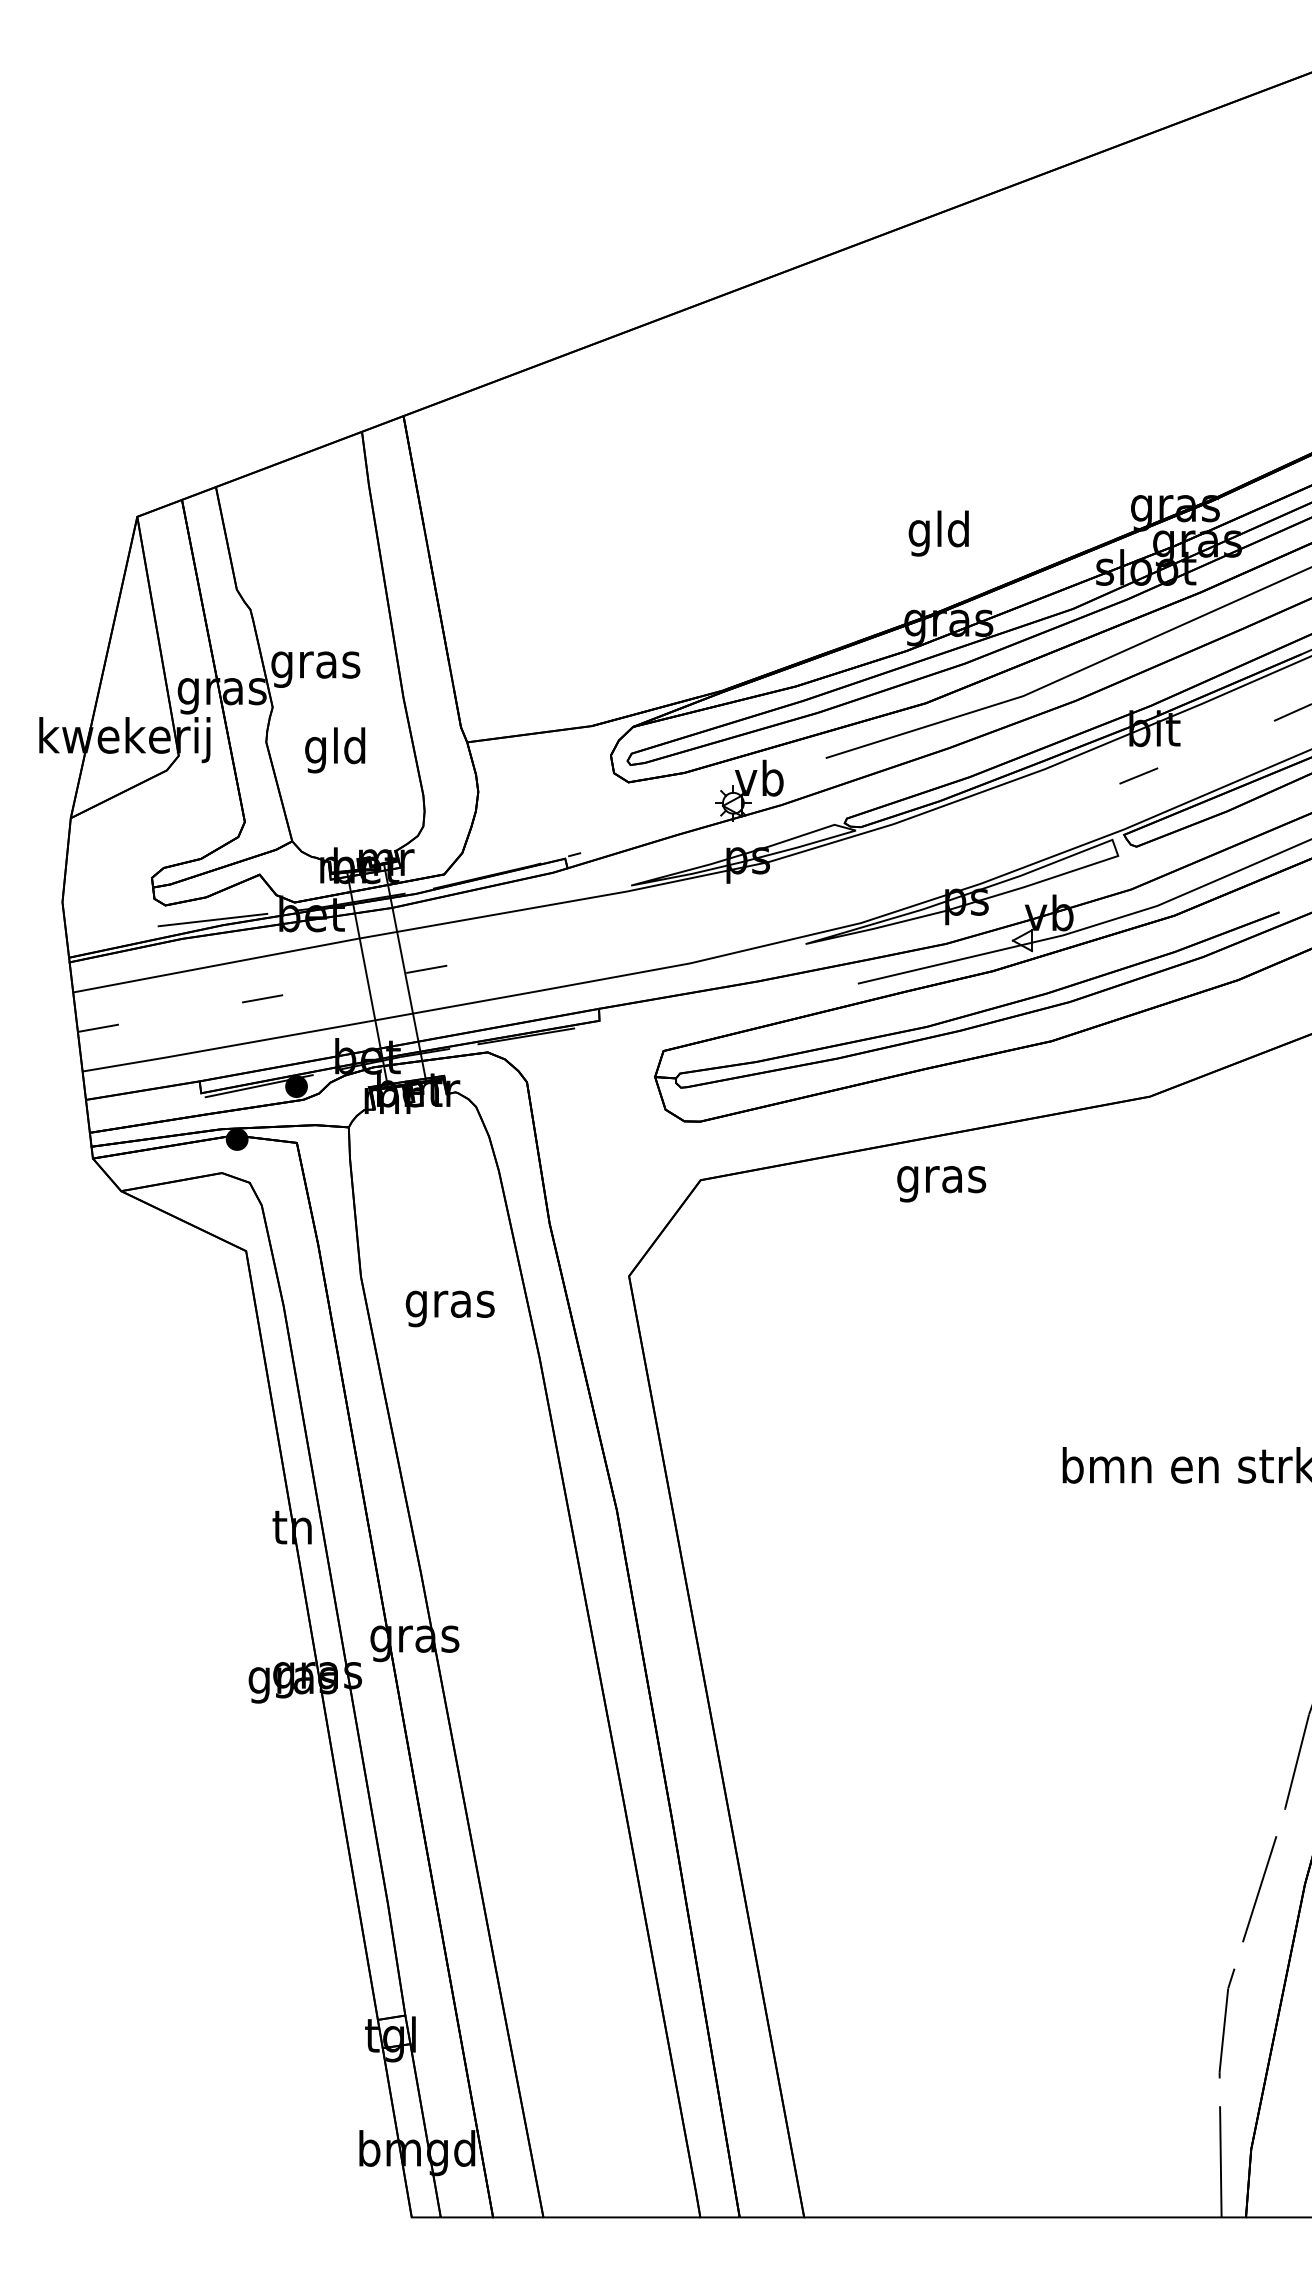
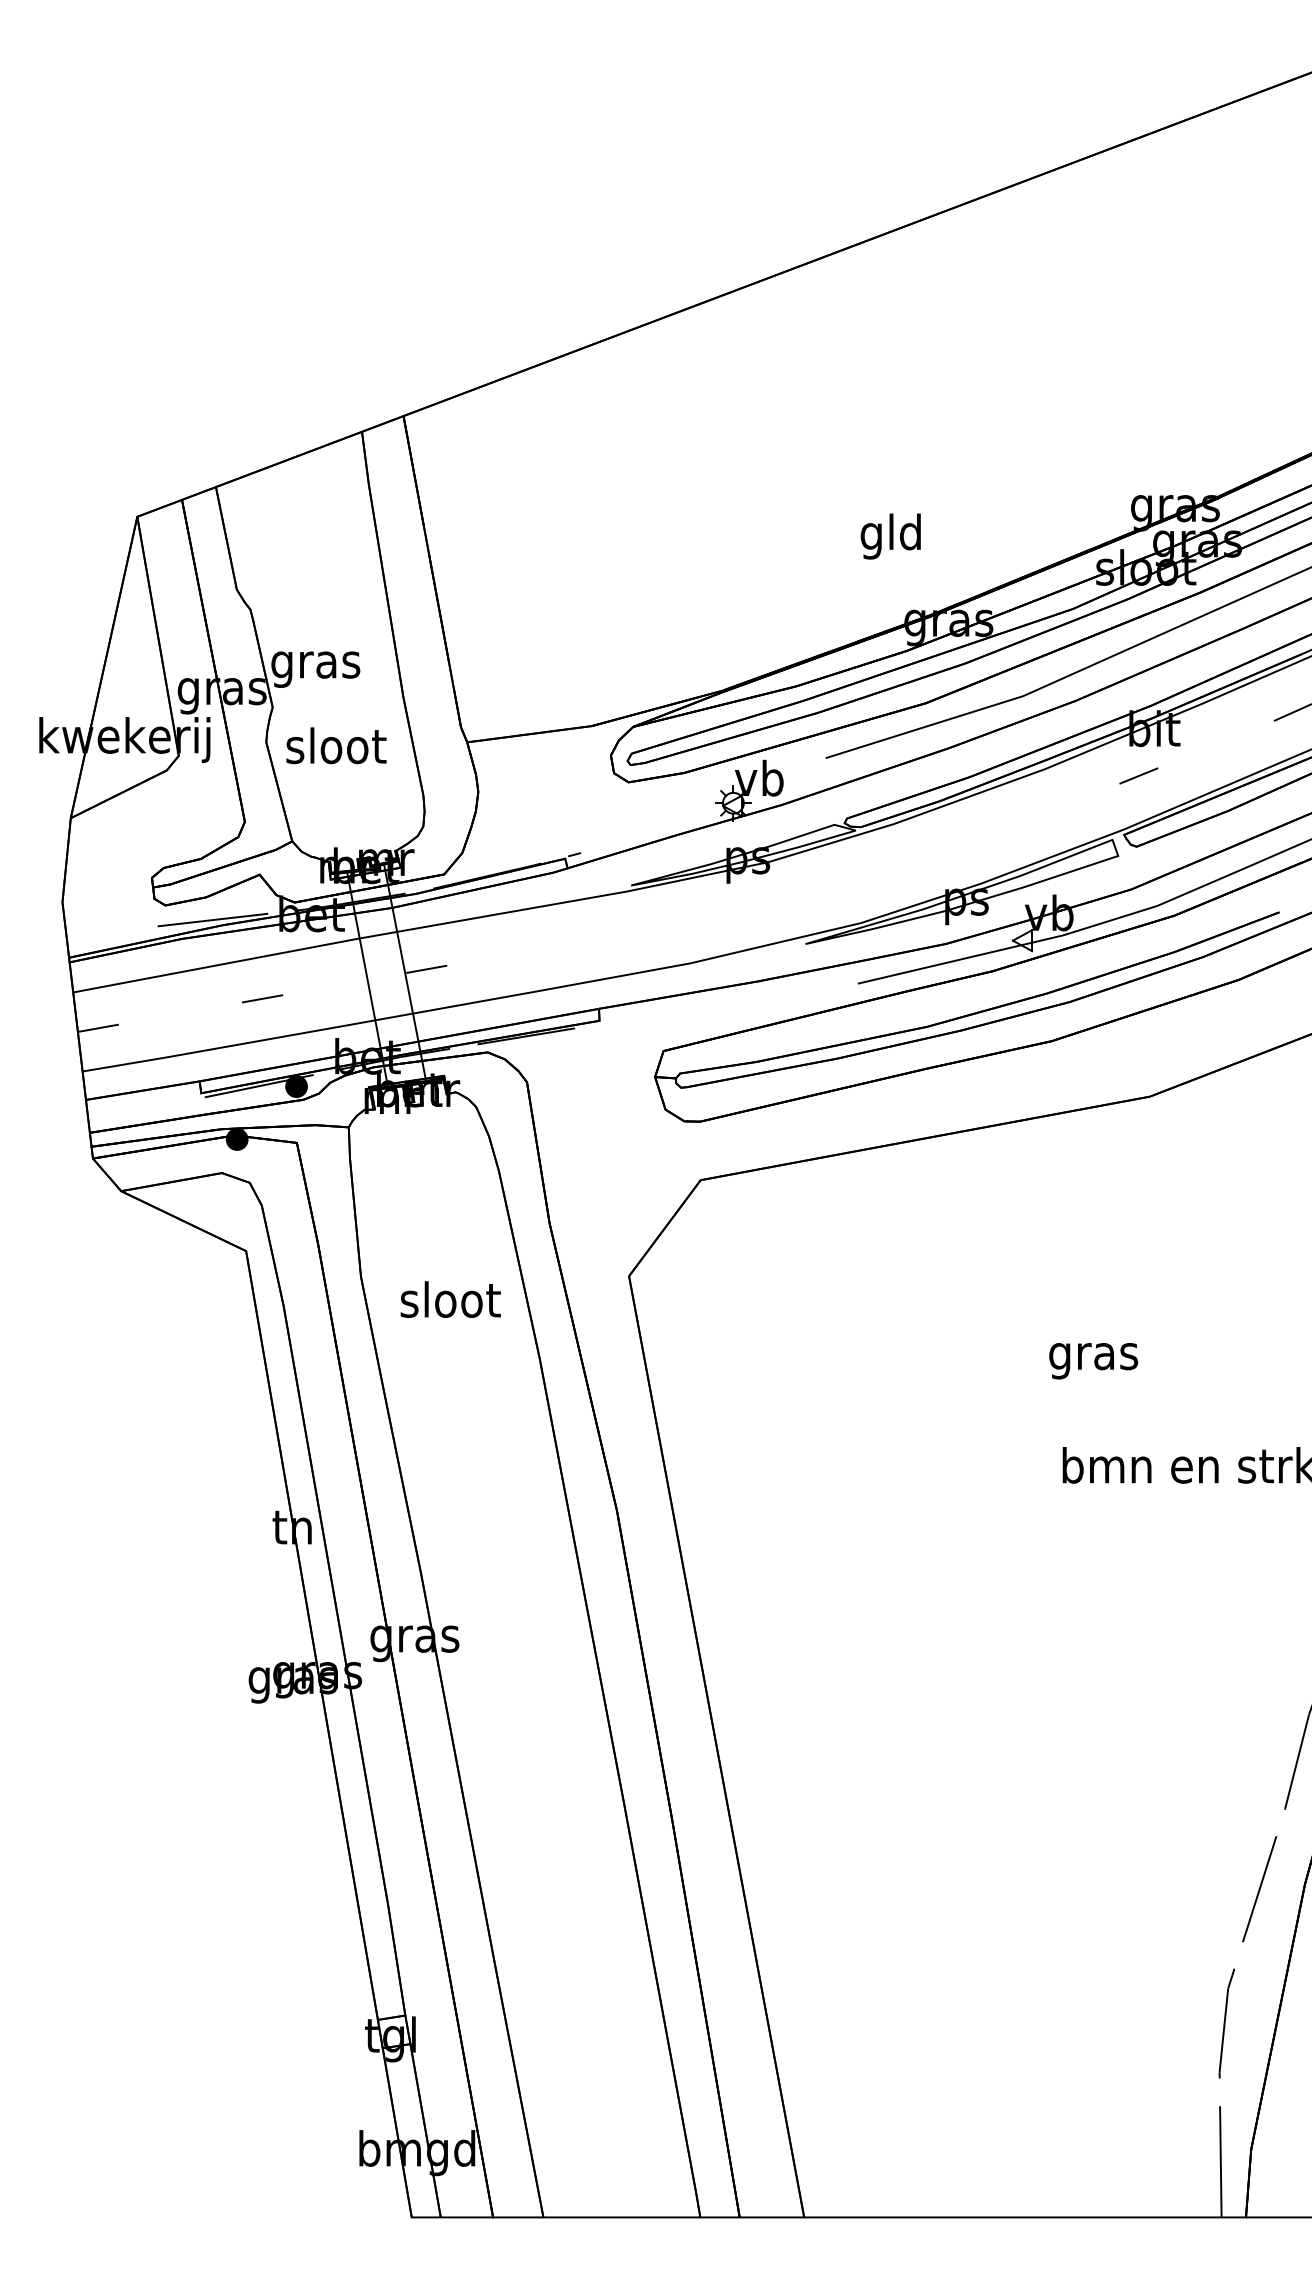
text position: (938, 533) -> (890, 536) (890, 536)
text: gld -> sloot (336, 750)
text position: (941, 1184) -> (1093, 1361) (1093, 1361)
text: gras -> sloot (450, 1304)
